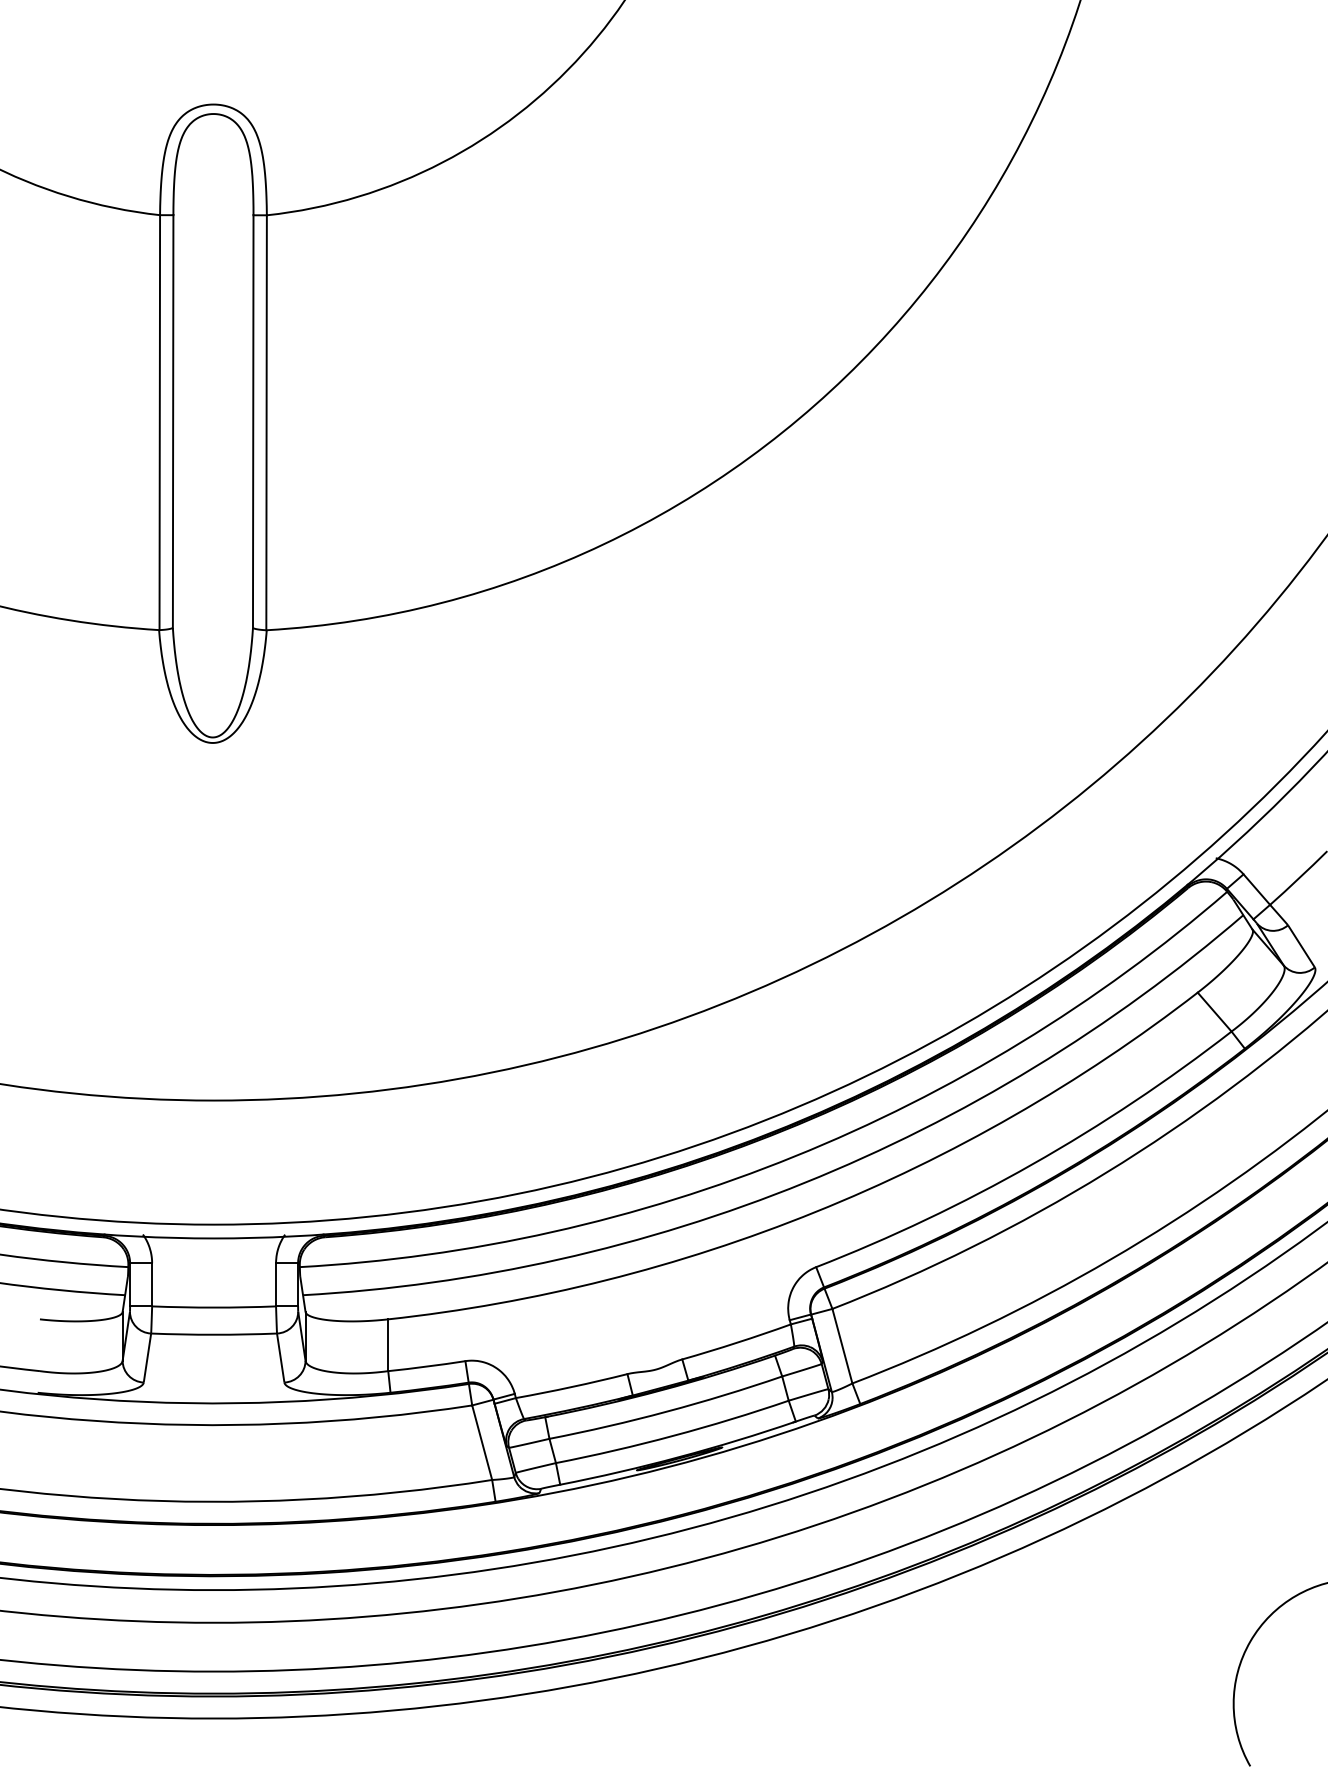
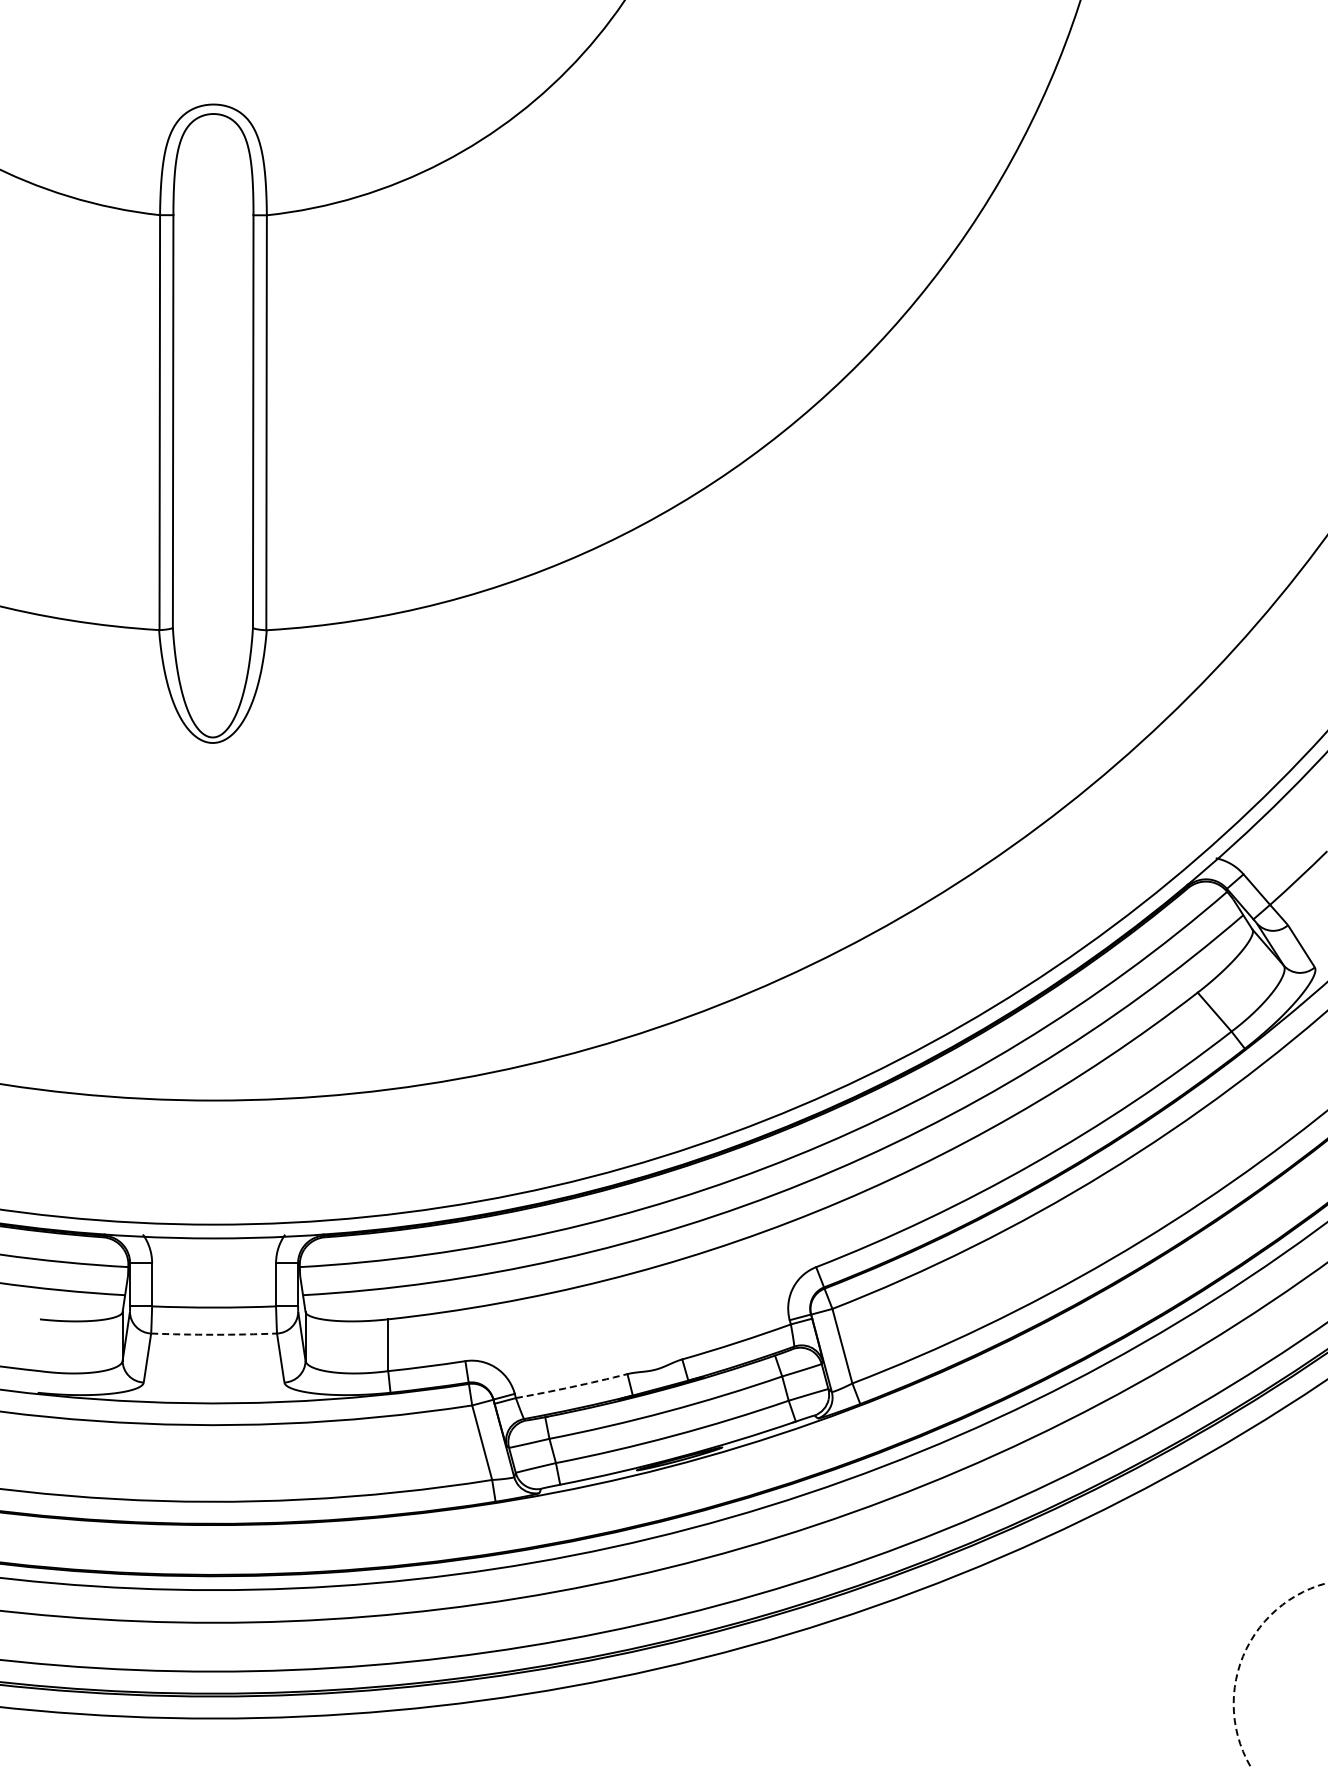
arc: solid -> dashed (214, 1334)
arc: solid -> dashed (571, 1387)
arc: solid -> dashed (1243, 1655)
